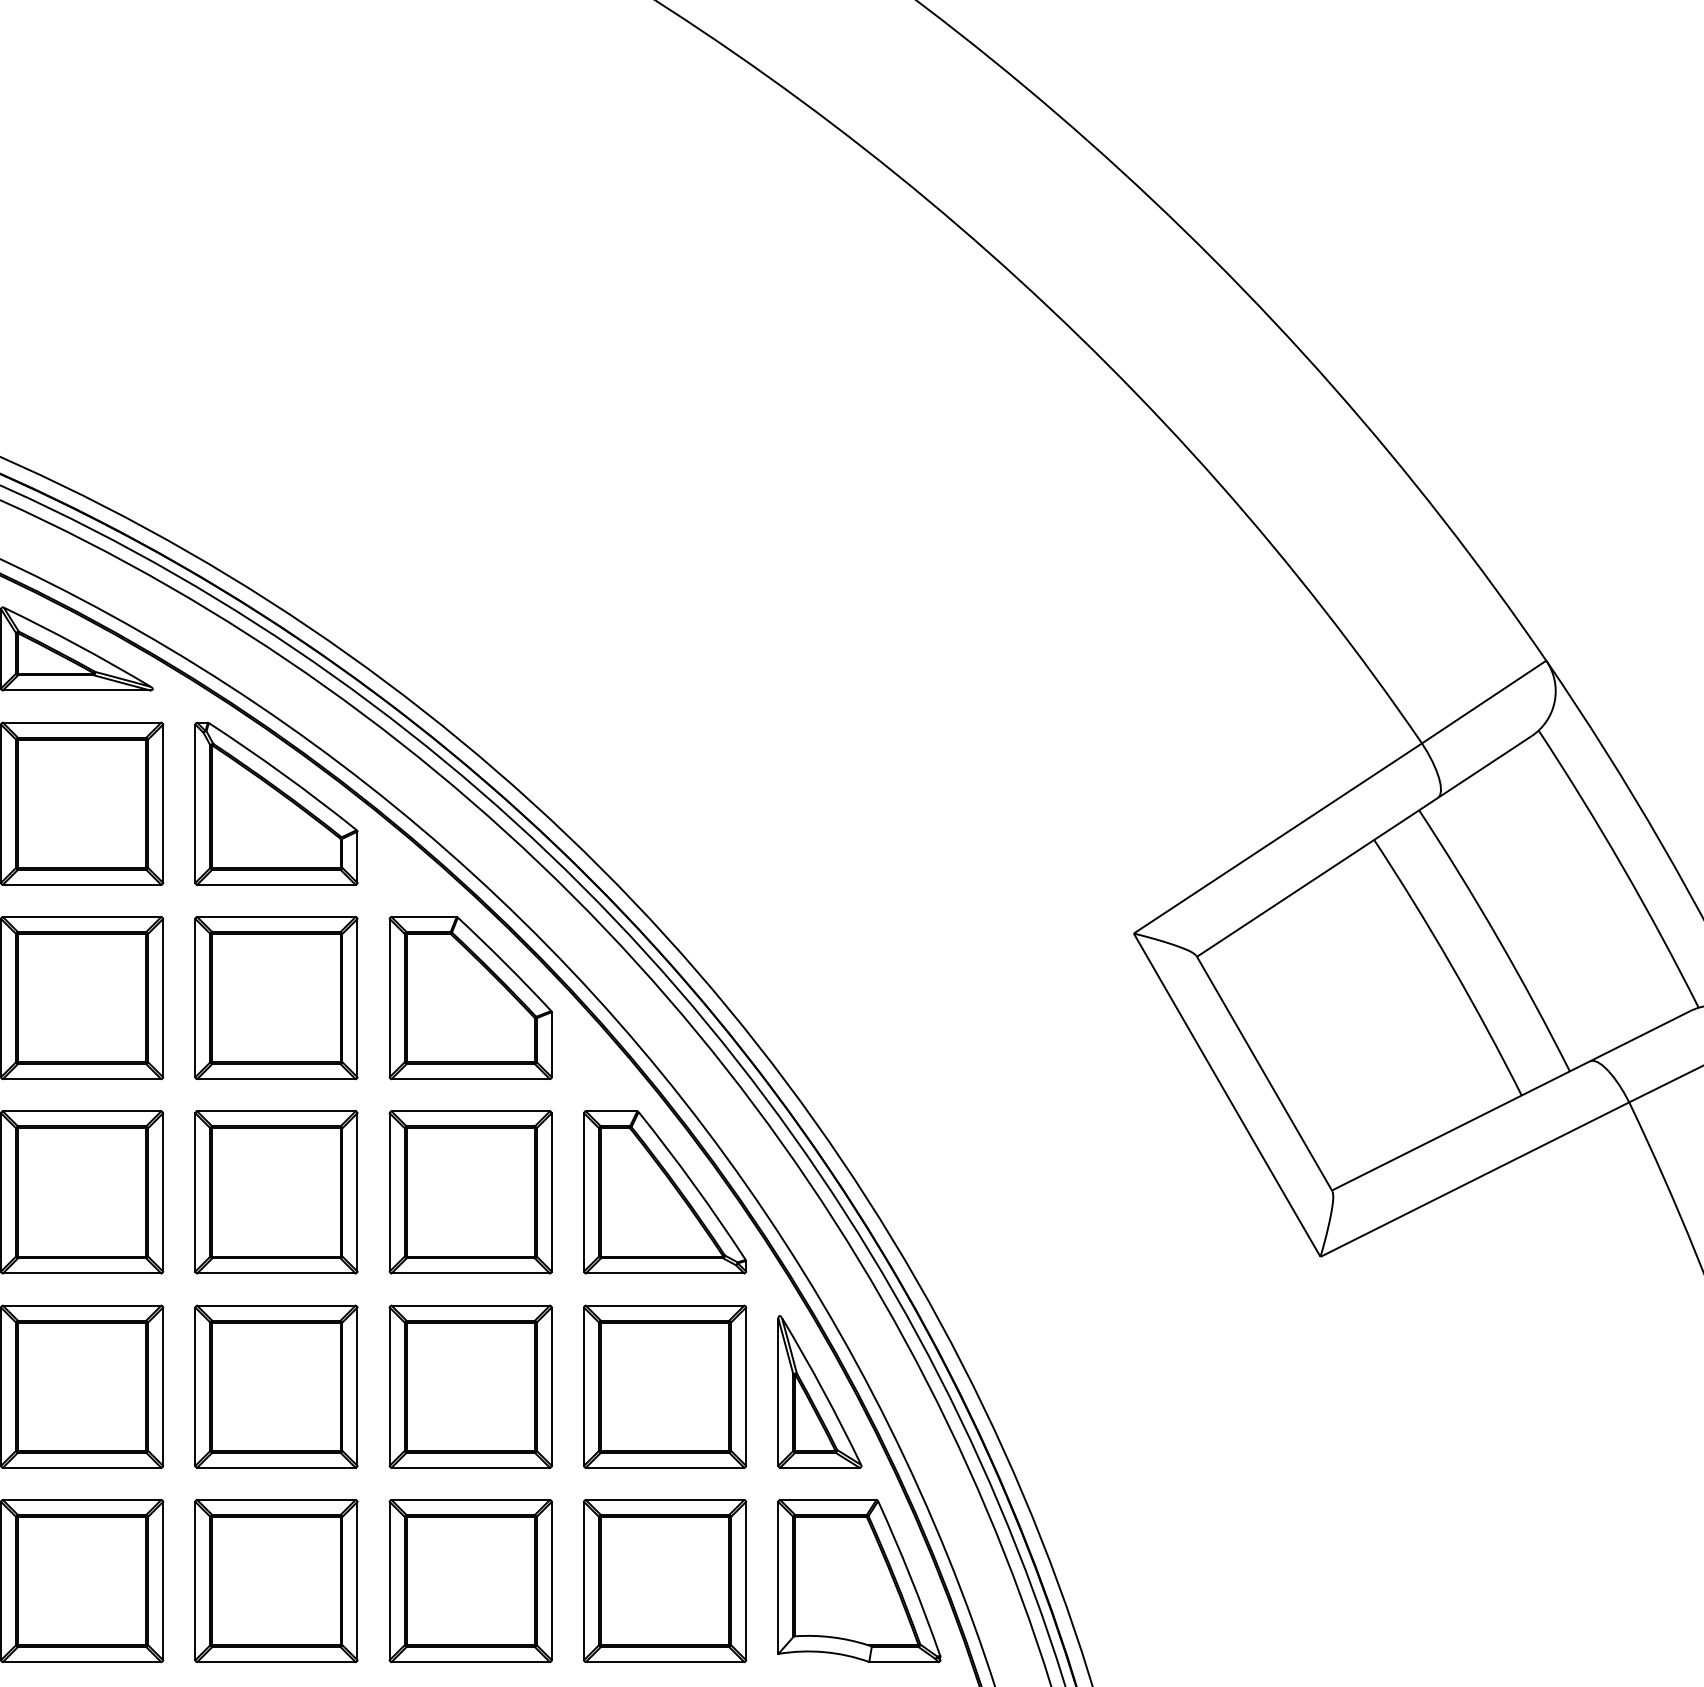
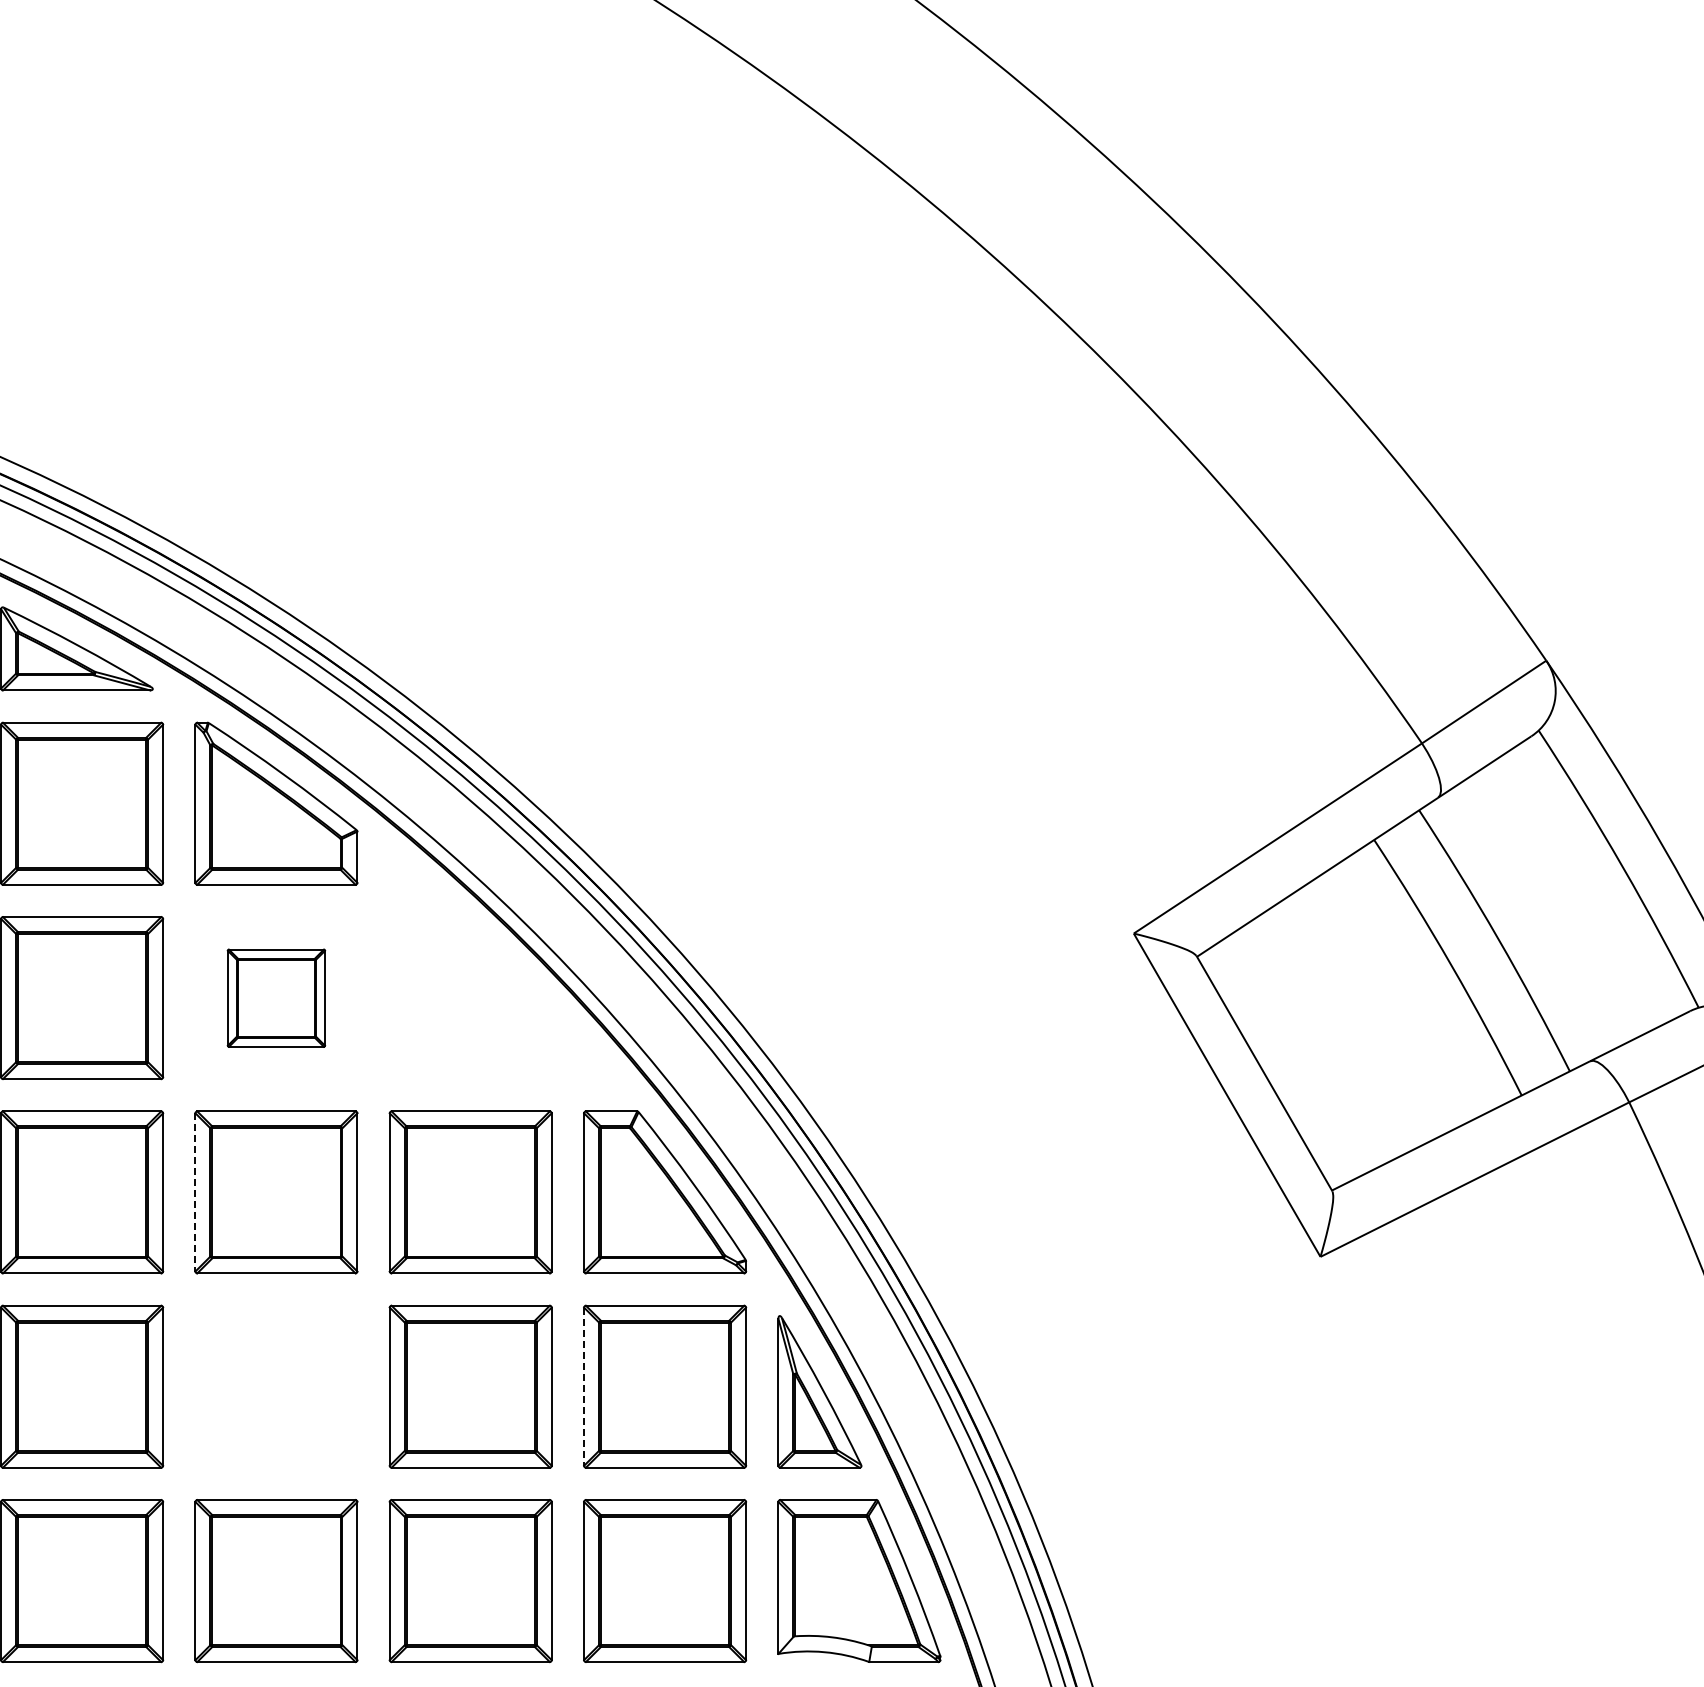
part size: 165x165 px -> 101x100 px (276, 997)
part: present -> none (470, 998)
line: solid -> dashed (195, 1192)
part: present -> none (276, 1386)
line: solid -> dashed (584, 1387)
